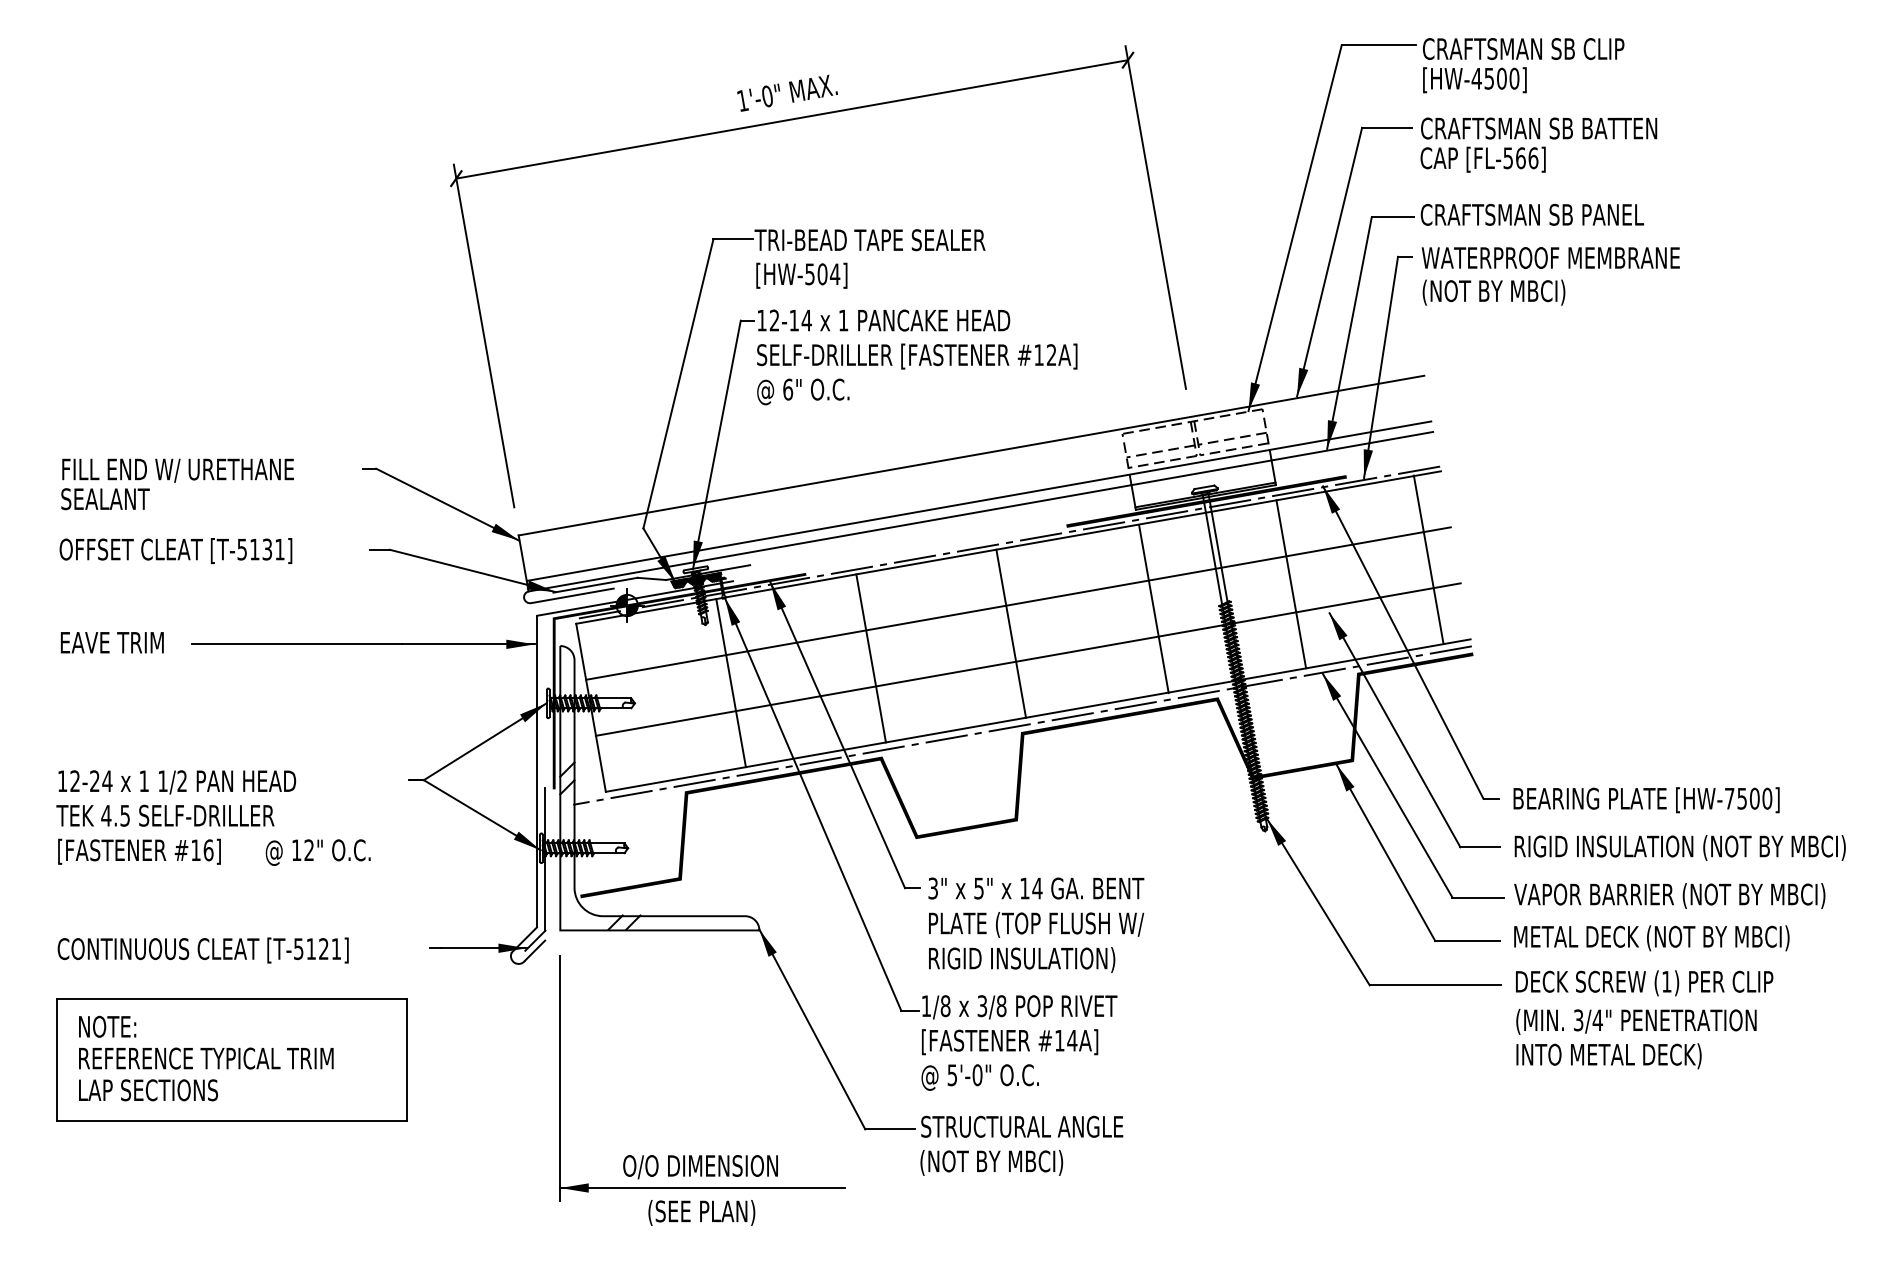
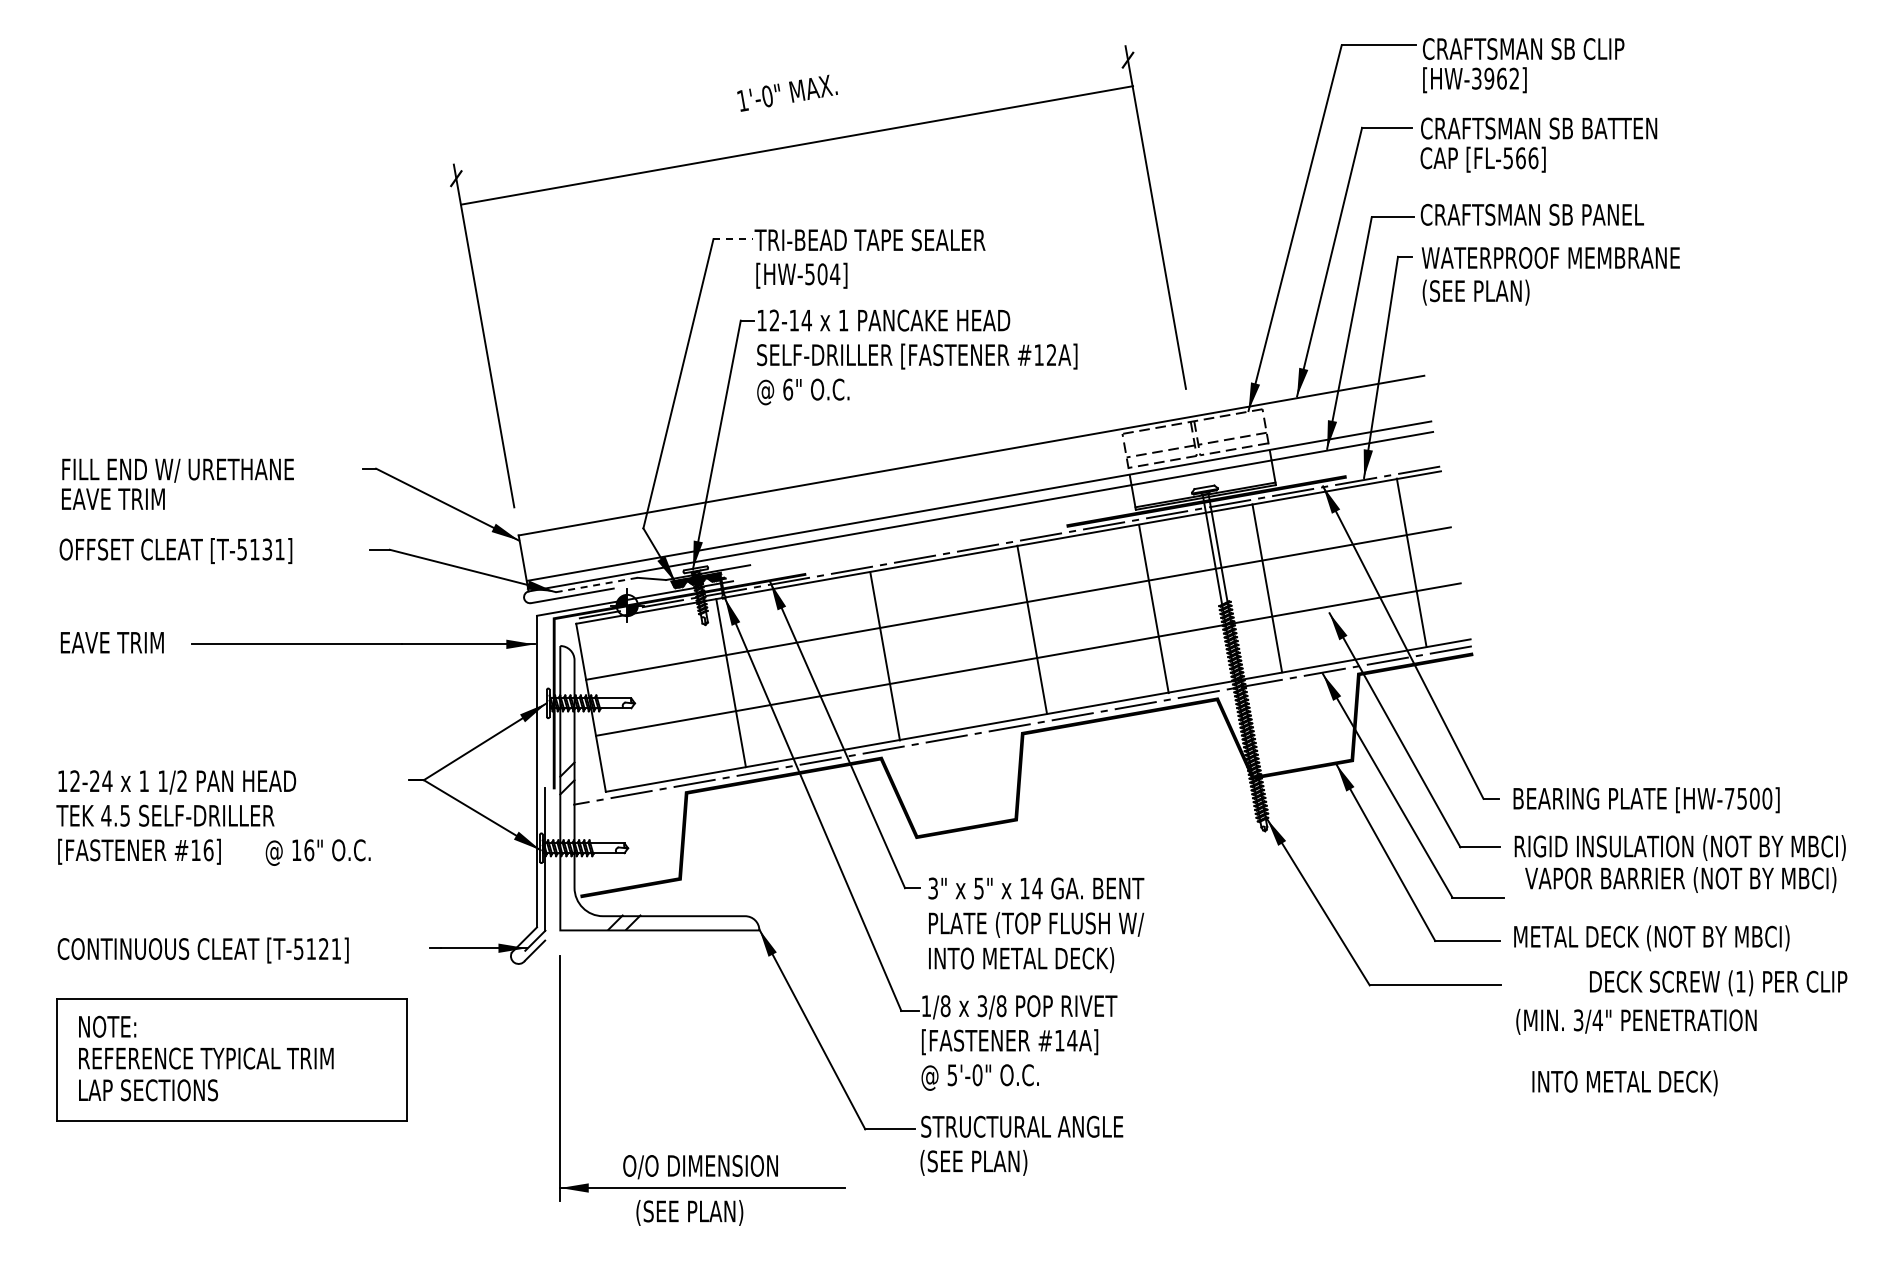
text: [HW-4500] -> [HW-3962] (1495, 78)
line position: (792, 119) -> (797, 145) (797, 145)
line: solid -> dashed (733, 239)
text: (NOT BY MBCI) -> (SEE PLAN) (1497, 292)
text: SEALANT -> EAVE TRIM (112, 499)
line position: (1428, 559) -> (1411, 562) (1411, 562)
line position: (1291, 584) -> (1267, 588) (1267, 588)
line: solid -> dashed (595, 585)
line position: (1011, 633) -> (1032, 629) (1032, 629)
line position: (870, 658) -> (884, 656) (884, 656)
text: 12" -> 16" (309, 850)
text position: (1669, 895) -> (1680, 879) (1680, 879)
text: RIGID INSULATION) -> INTO METAL DECK) (1022, 959)
text position: (1644, 983) -> (1718, 983) (1718, 983)
text position: (1608, 1056) -> (1624, 1083) (1624, 1083)
text: (NOT BY MBCI) -> (SEE PLAN) (995, 1162)
text position: (701, 1212) -> (689, 1212) (689, 1212)
